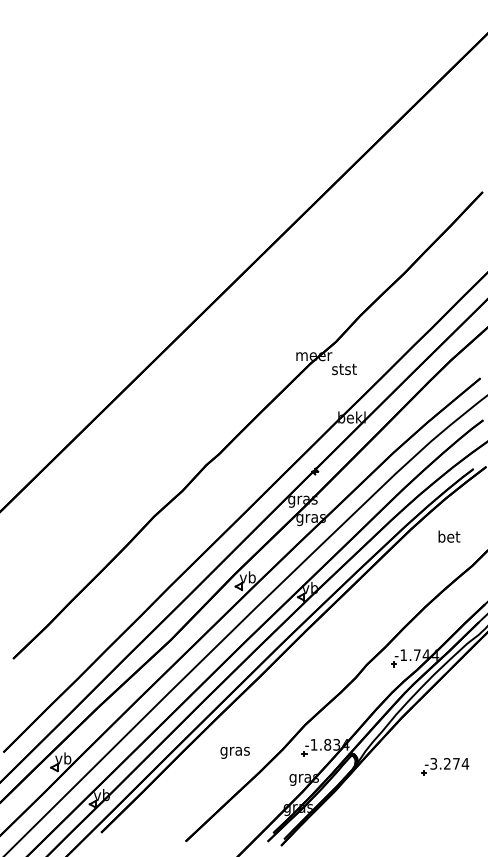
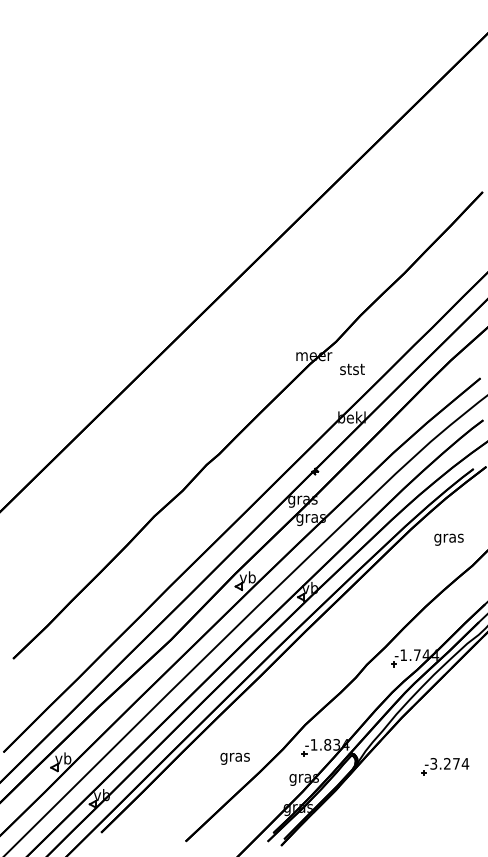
text position: (344, 369) -> (352, 369) (352, 369)
text: bet -> gras (448, 537)
text position: (234, 752) -> (234, 758) (234, 758)
